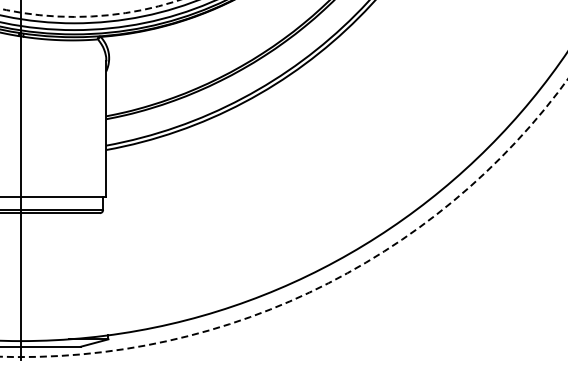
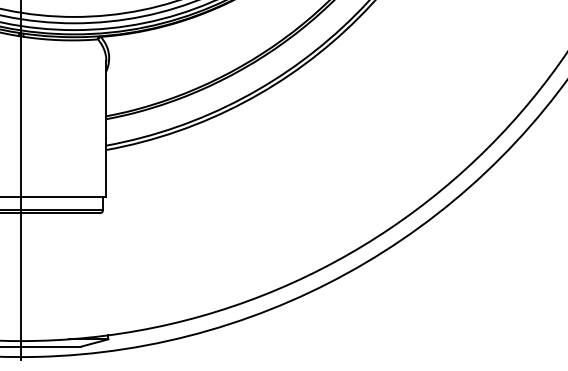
circle: dashed -> solid (89, 8)
arc: dashed -> solid (319, 287)
